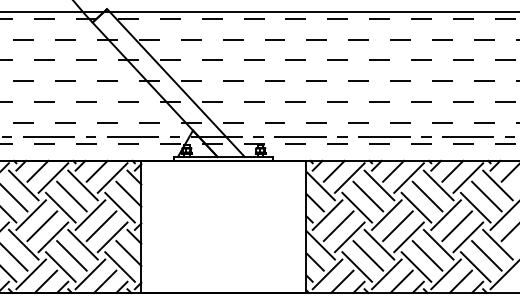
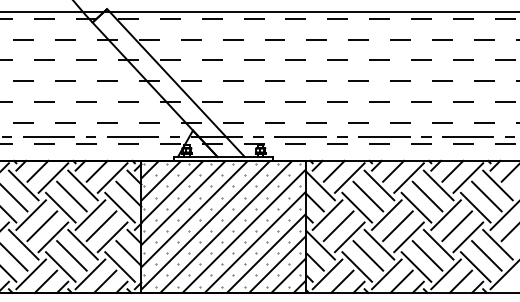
hatch: none -> present (223, 226)
